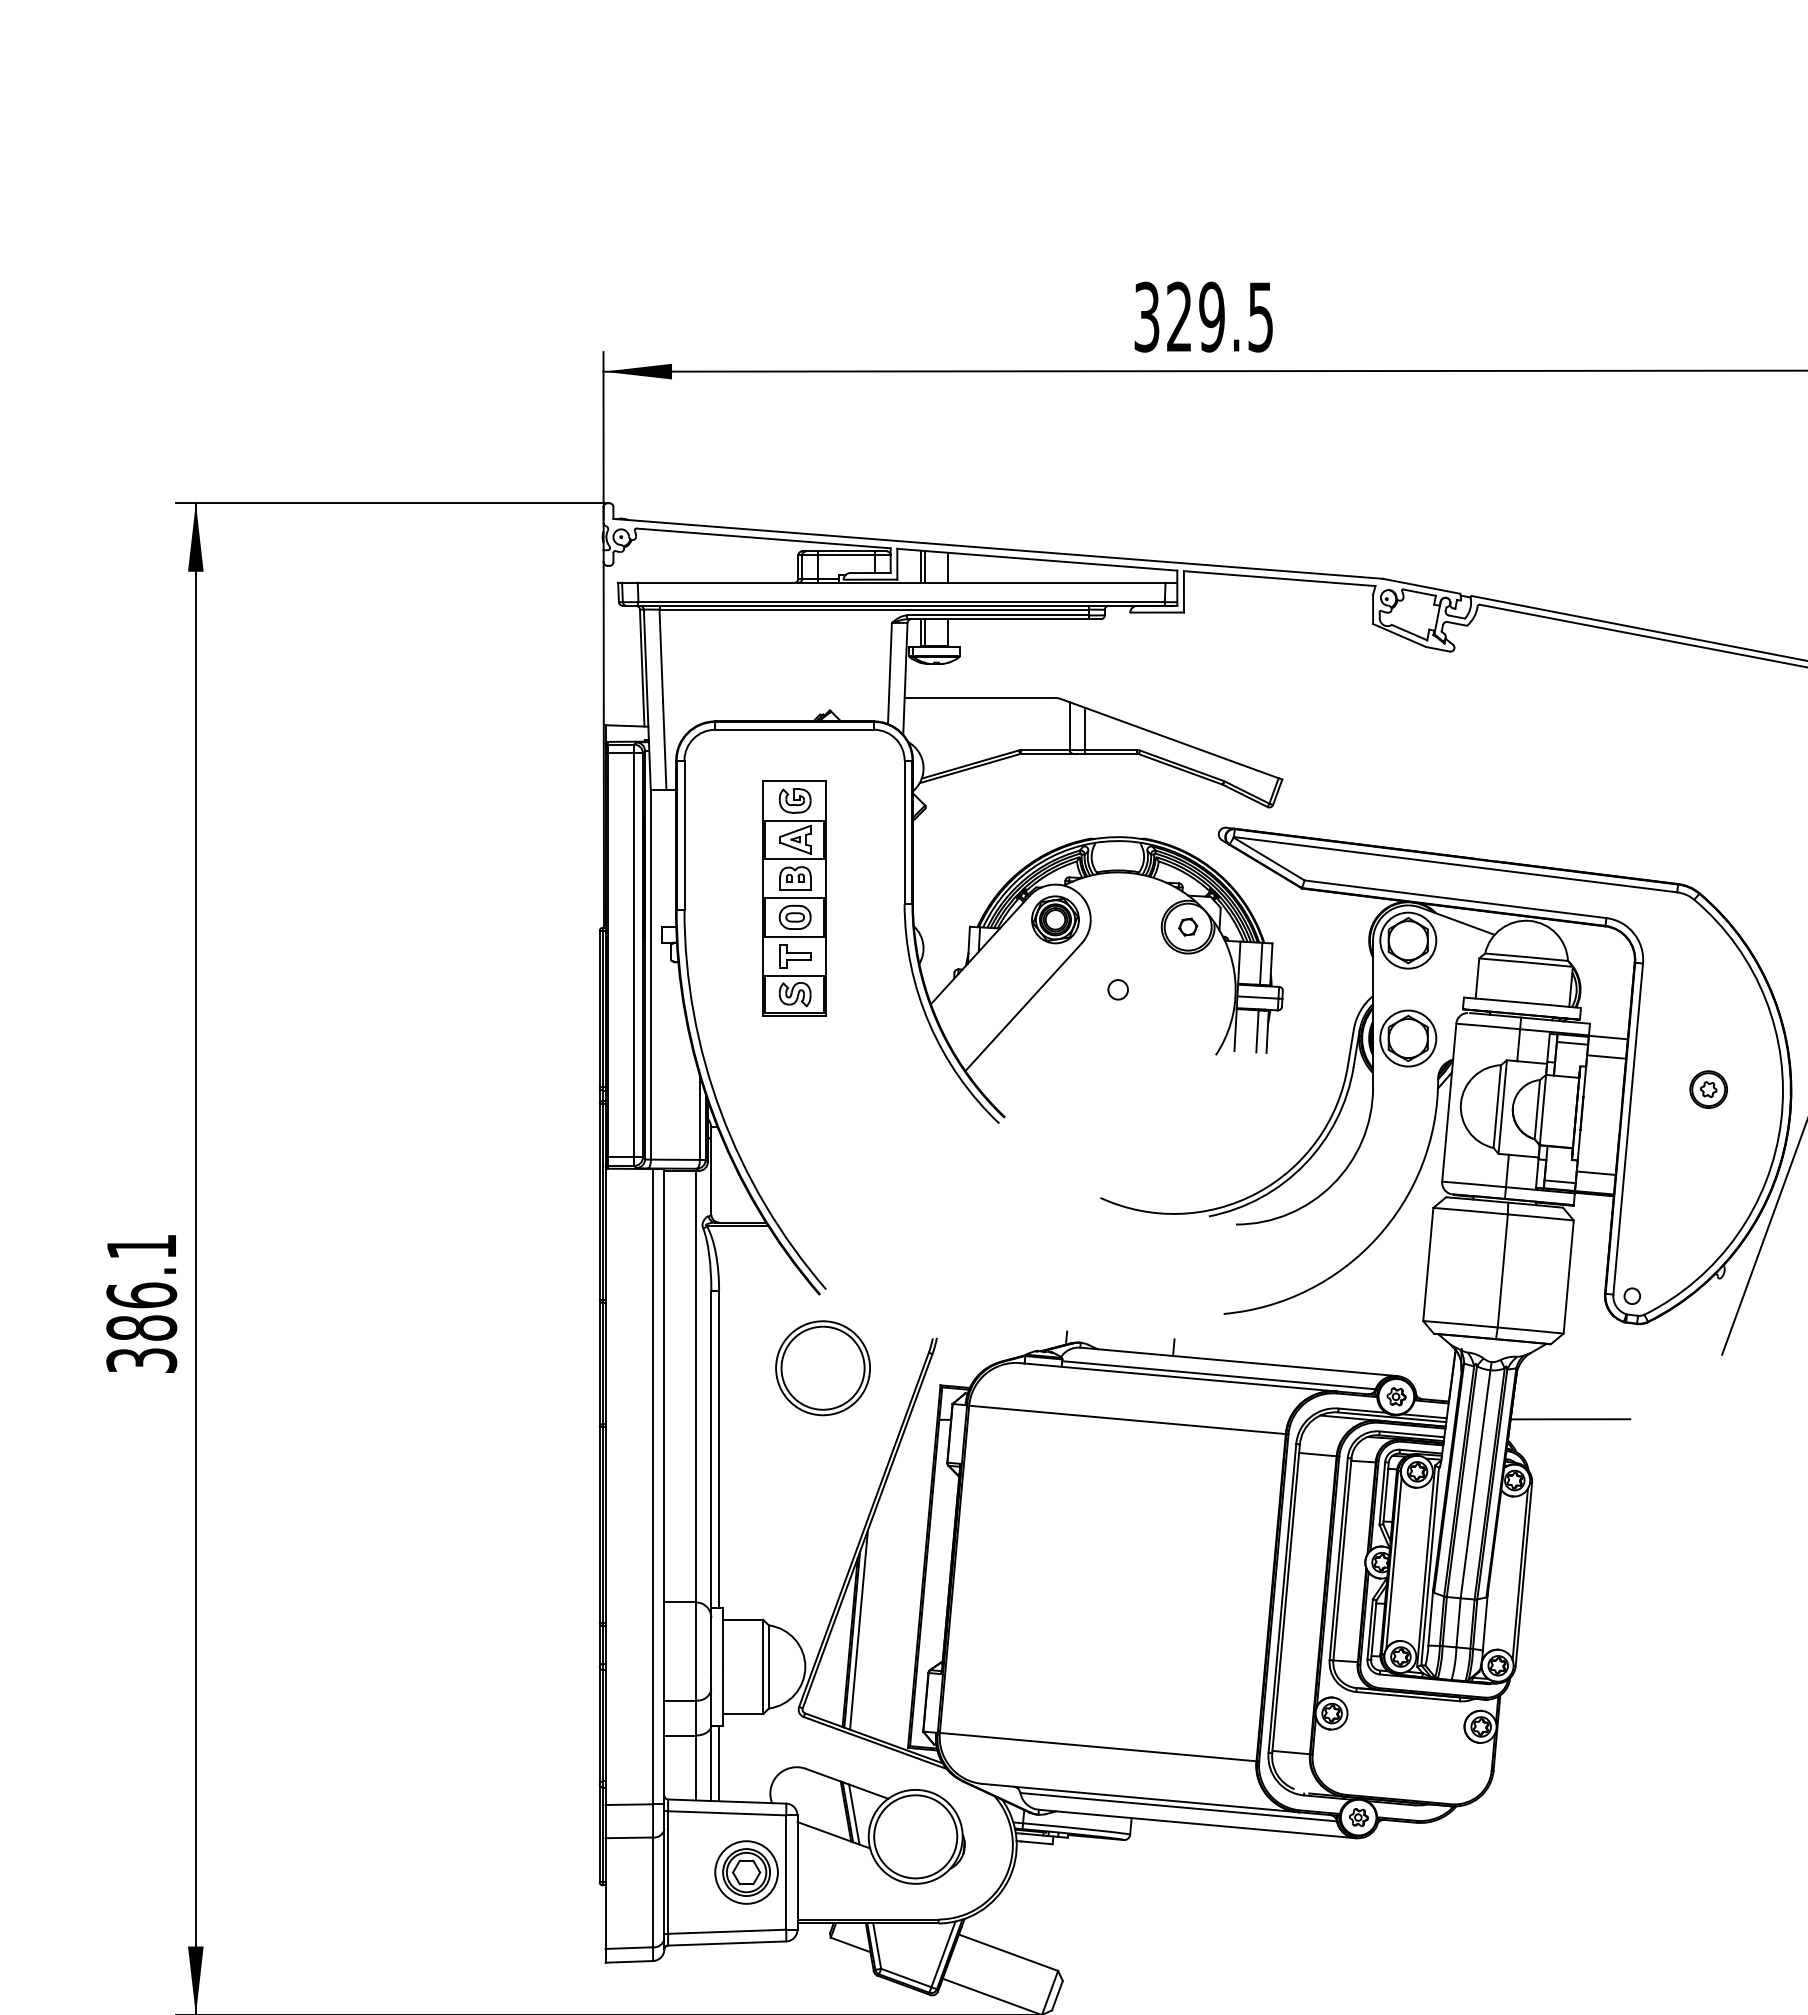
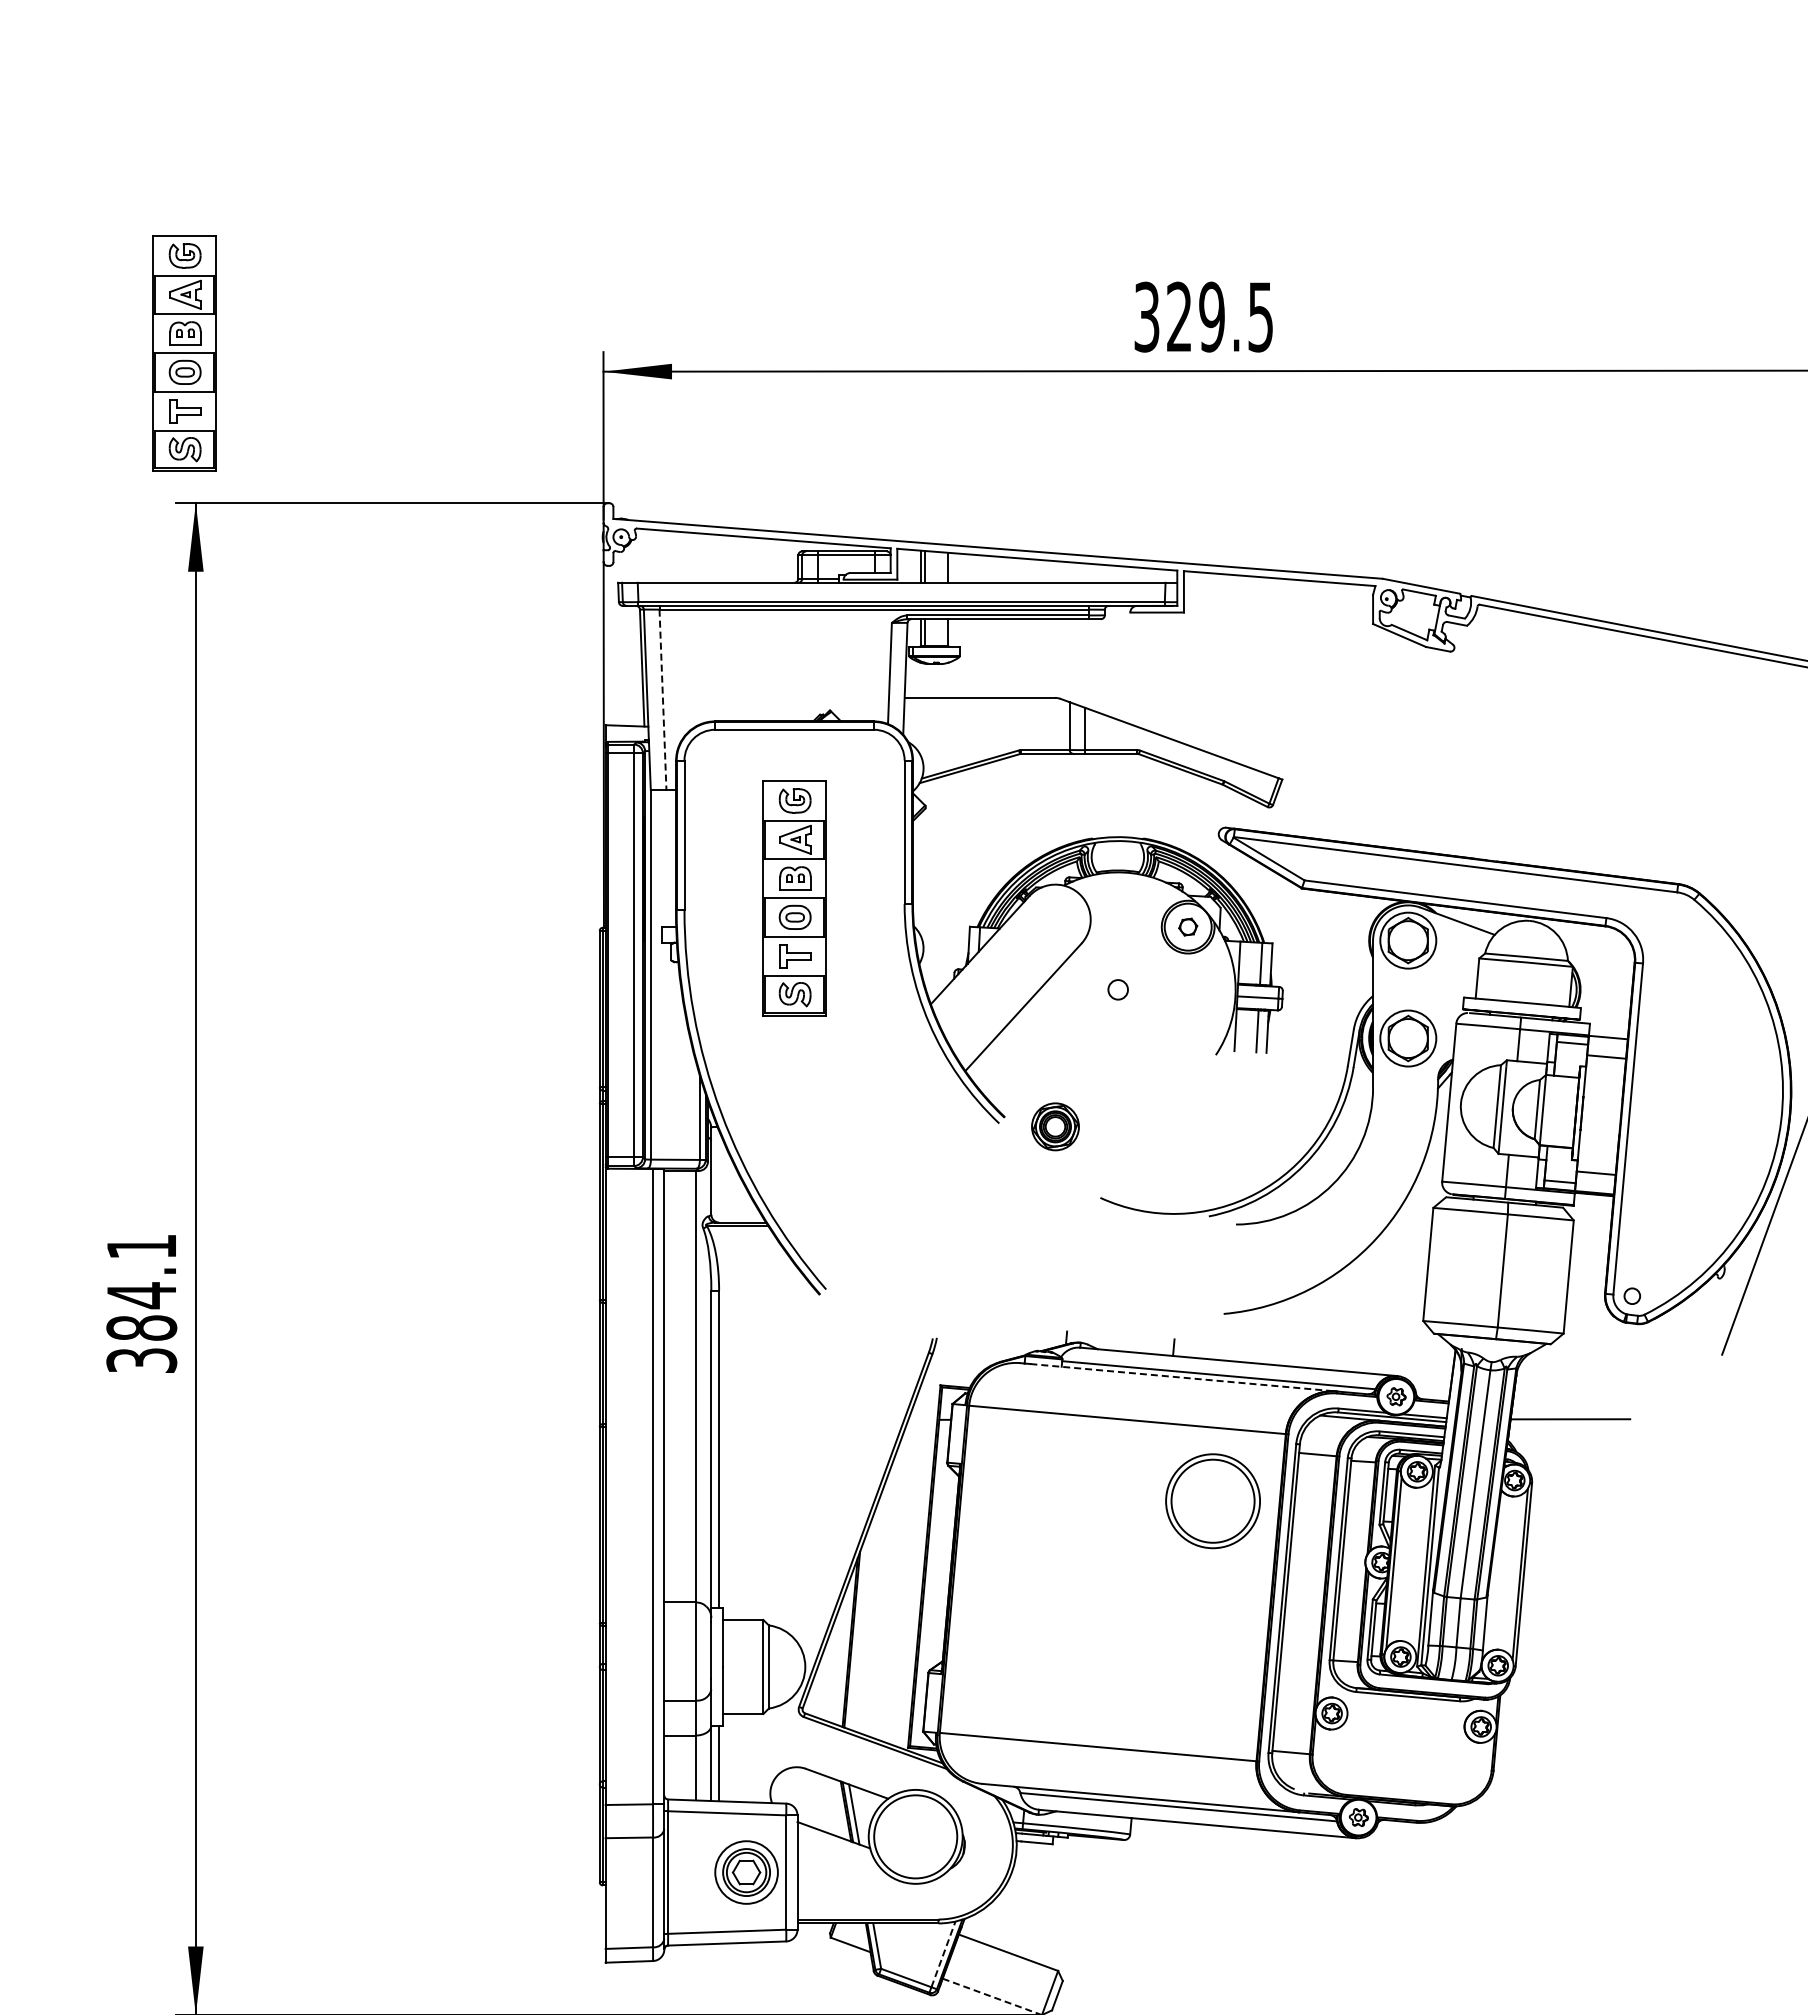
part: none -> present (184, 353)
line: solid -> dashed (663, 700)
part position: (1055, 919) -> (1055, 1126) (1055, 1126)
part: present -> none (1708, 1089)
text: 386.1 -> 384.1 (141, 1295)
part position: (822, 1368) -> (1212, 1501) (1212, 1501)
line: solid -> dashed (1183, 1377)
line: present -> none (858, 1629)
line: solid -> dashed (943, 1954)
line: solid -> dashed (992, 1996)
